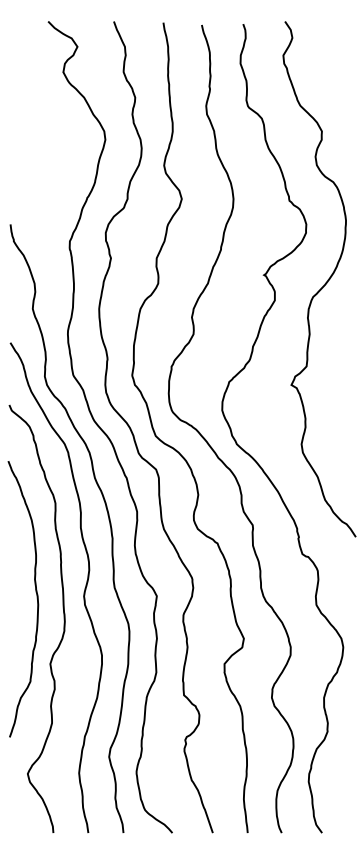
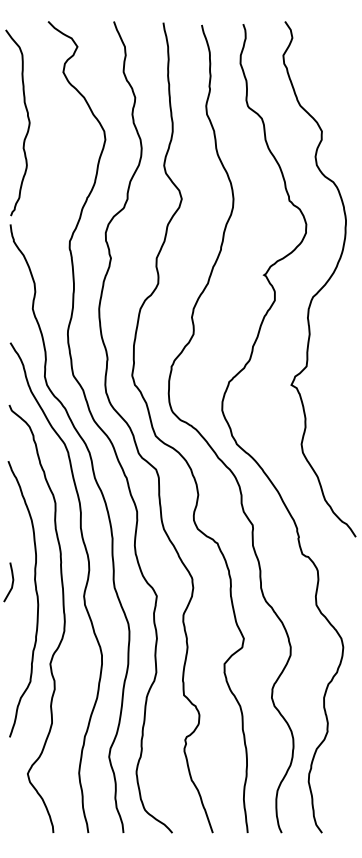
curve: none -> present (27, 118)
curve: none -> present (11, 583)
